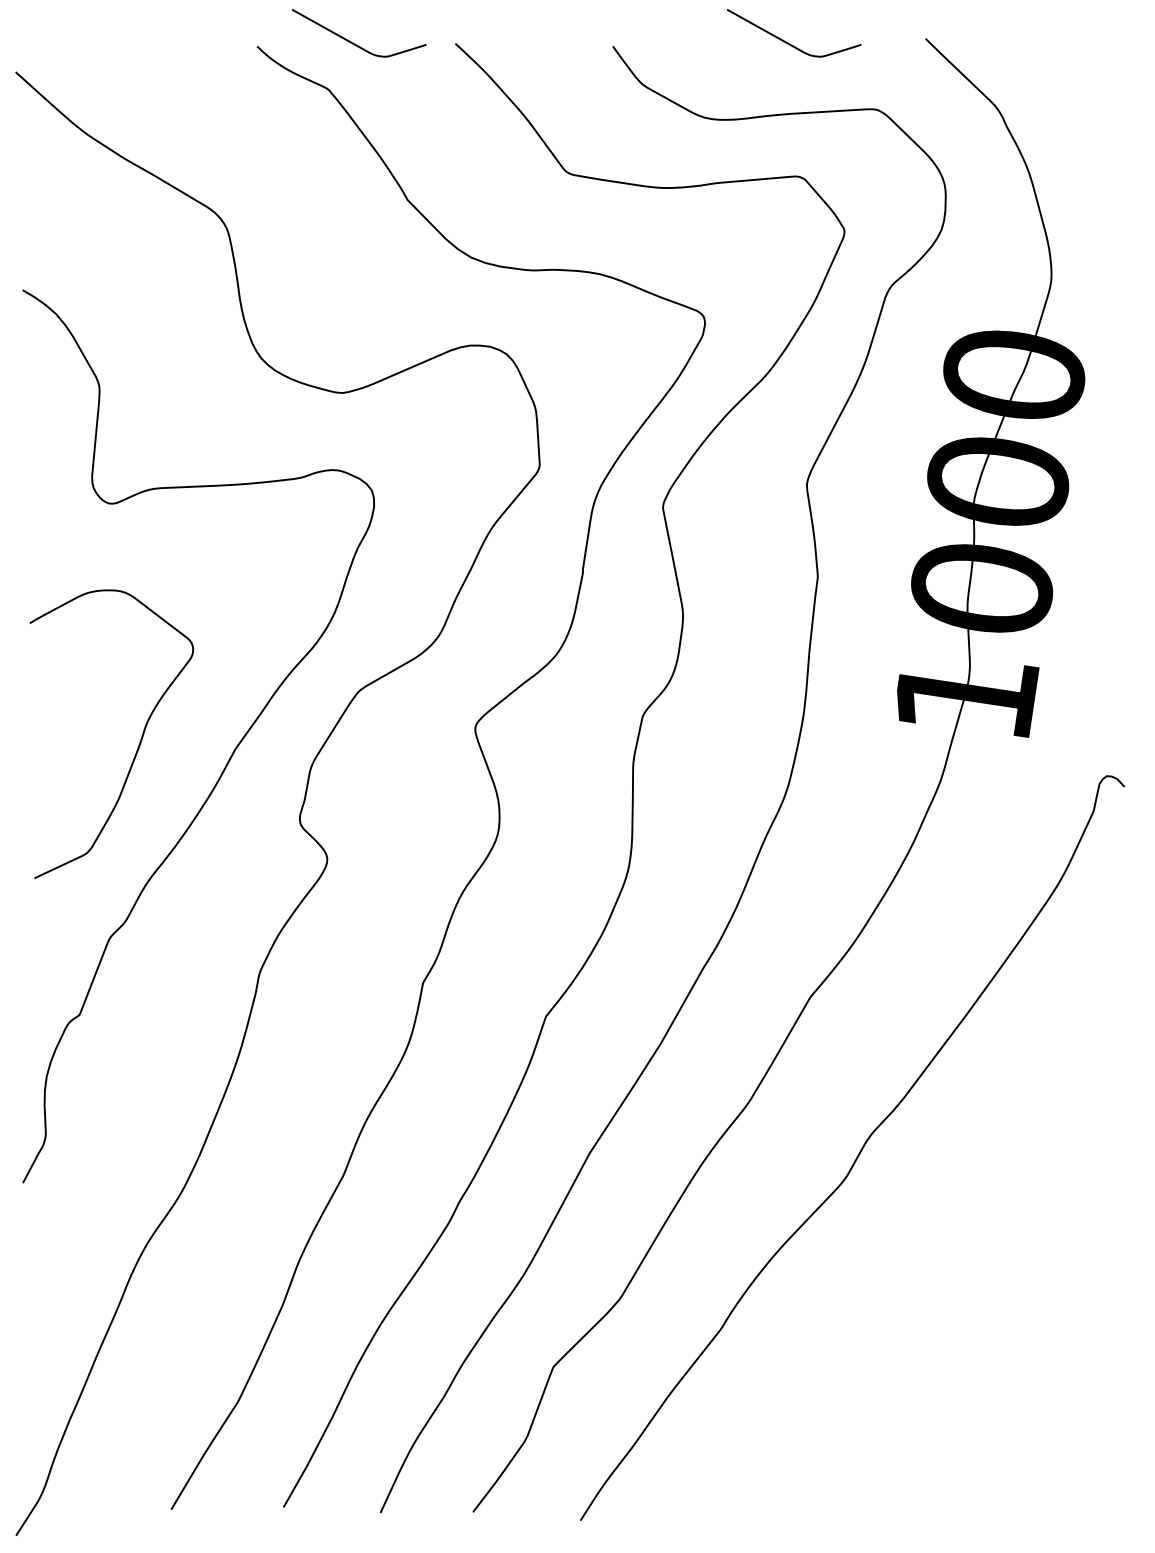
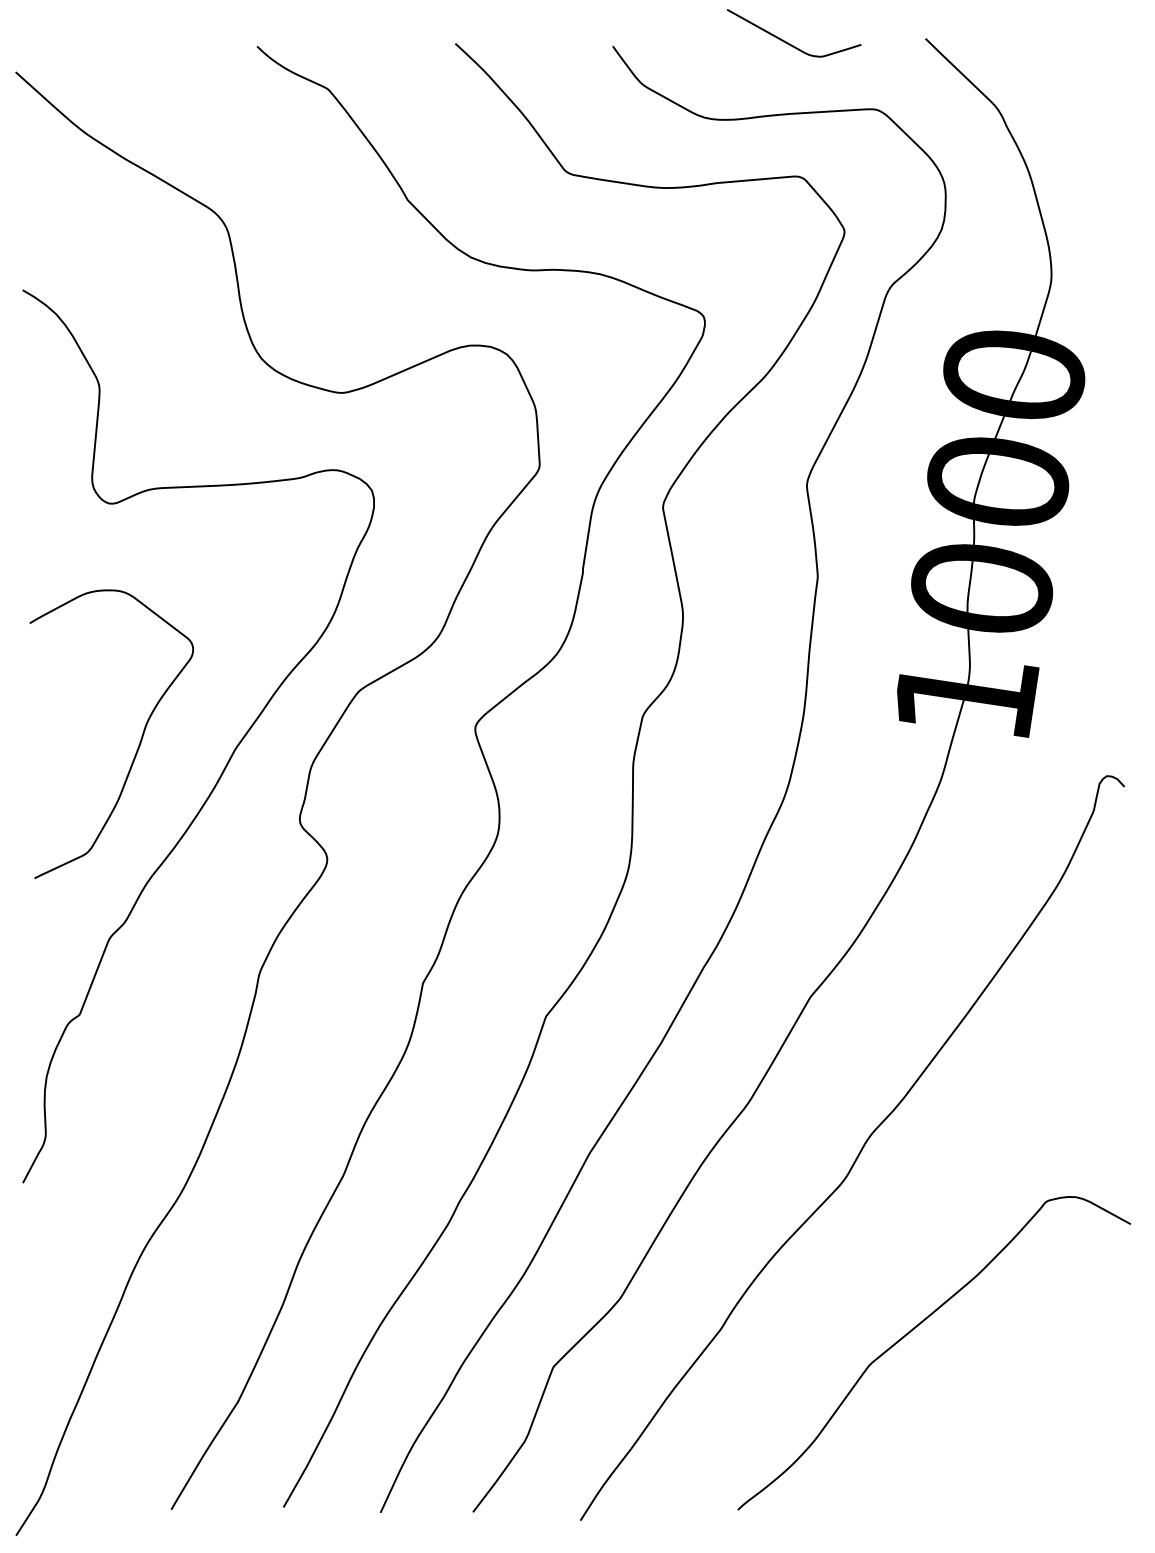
curve: present -> none (353, 42)
curve: none -> present (913, 1330)
